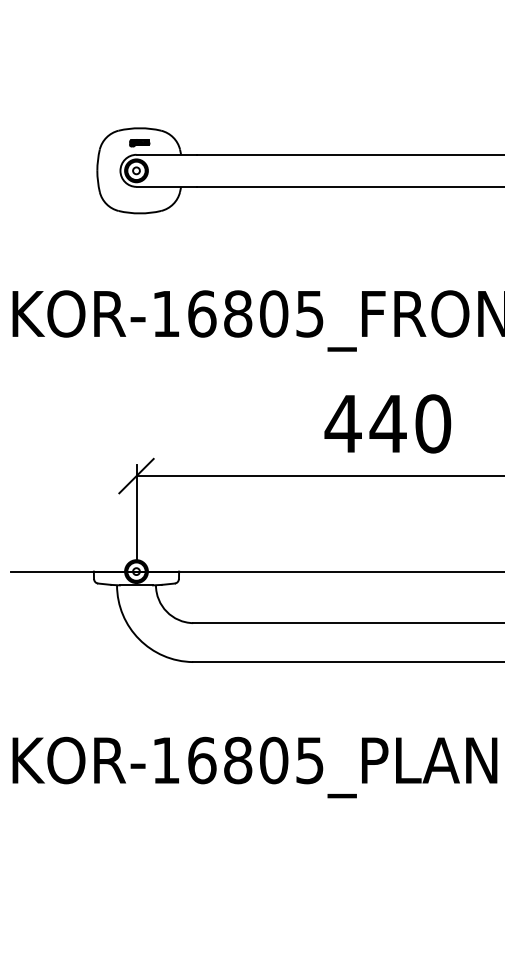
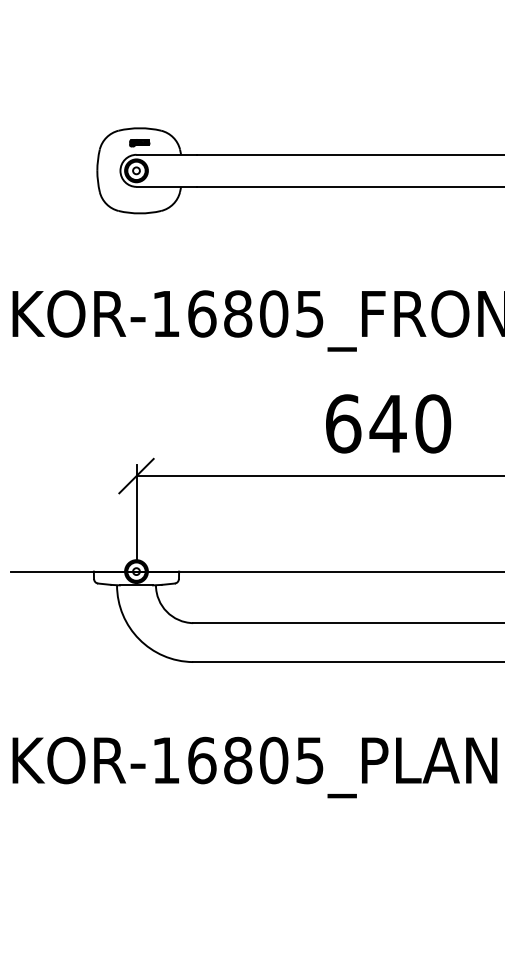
text: 440 -> 640 (342, 423)
